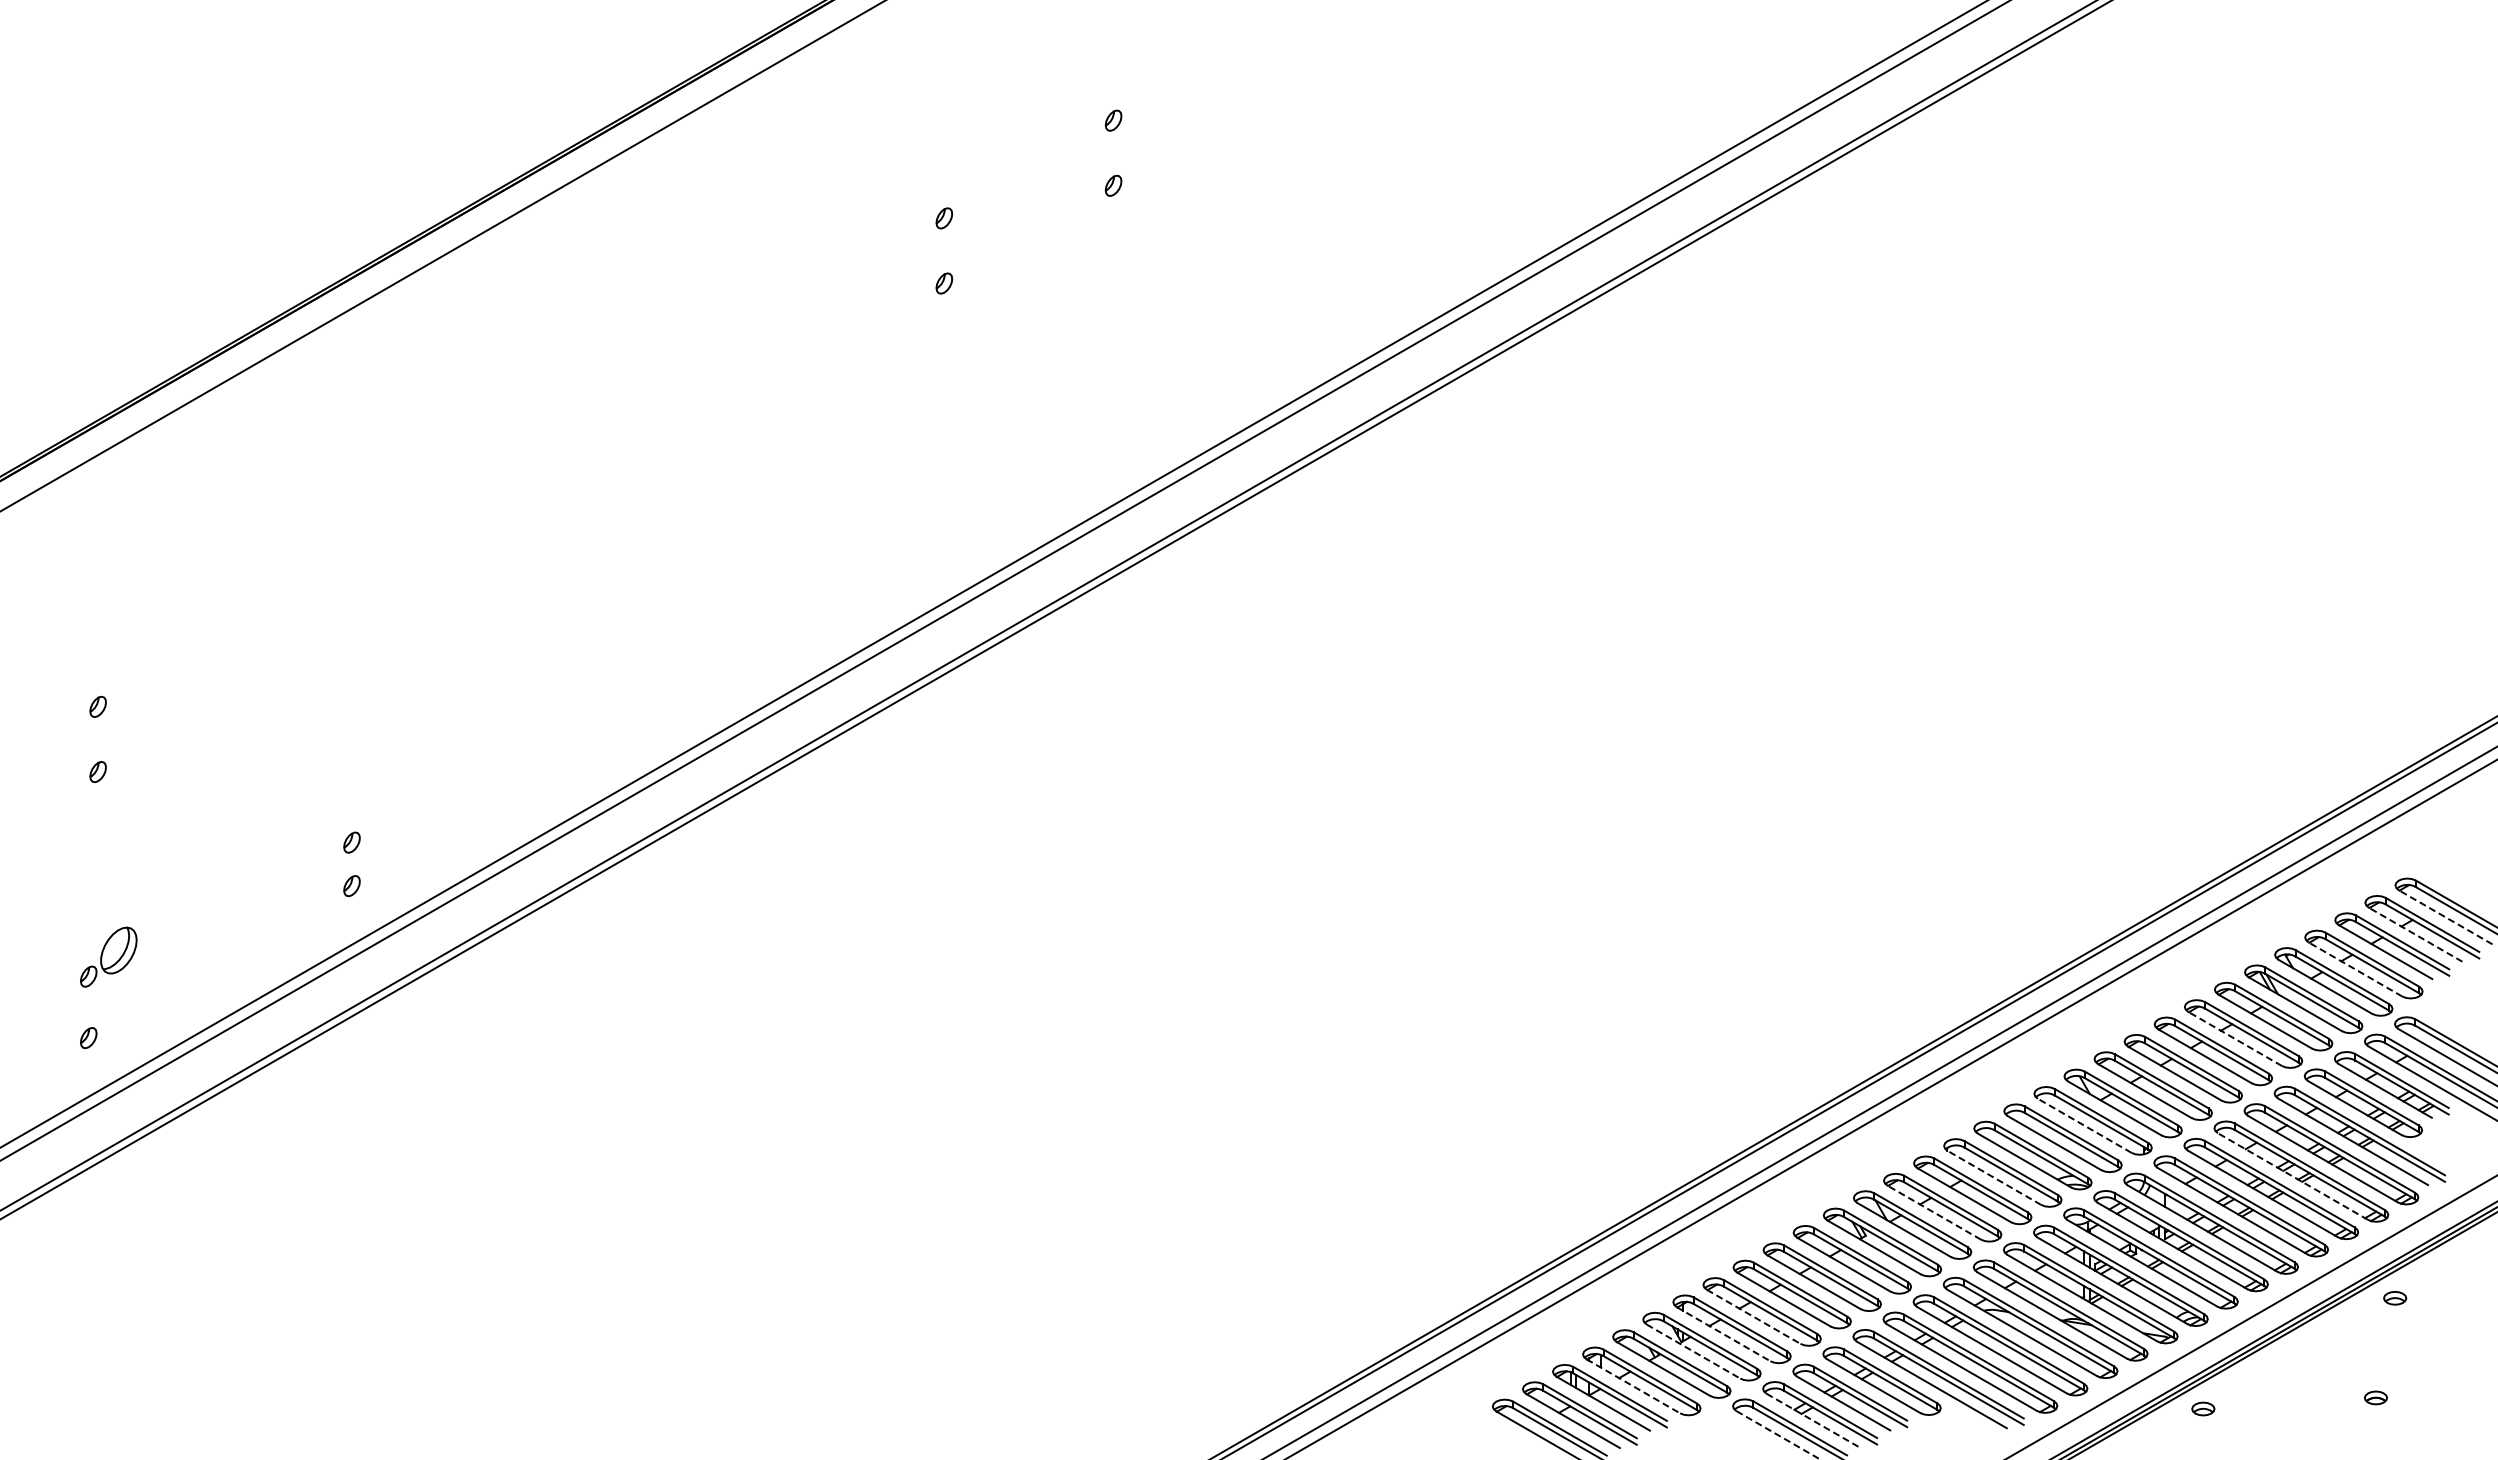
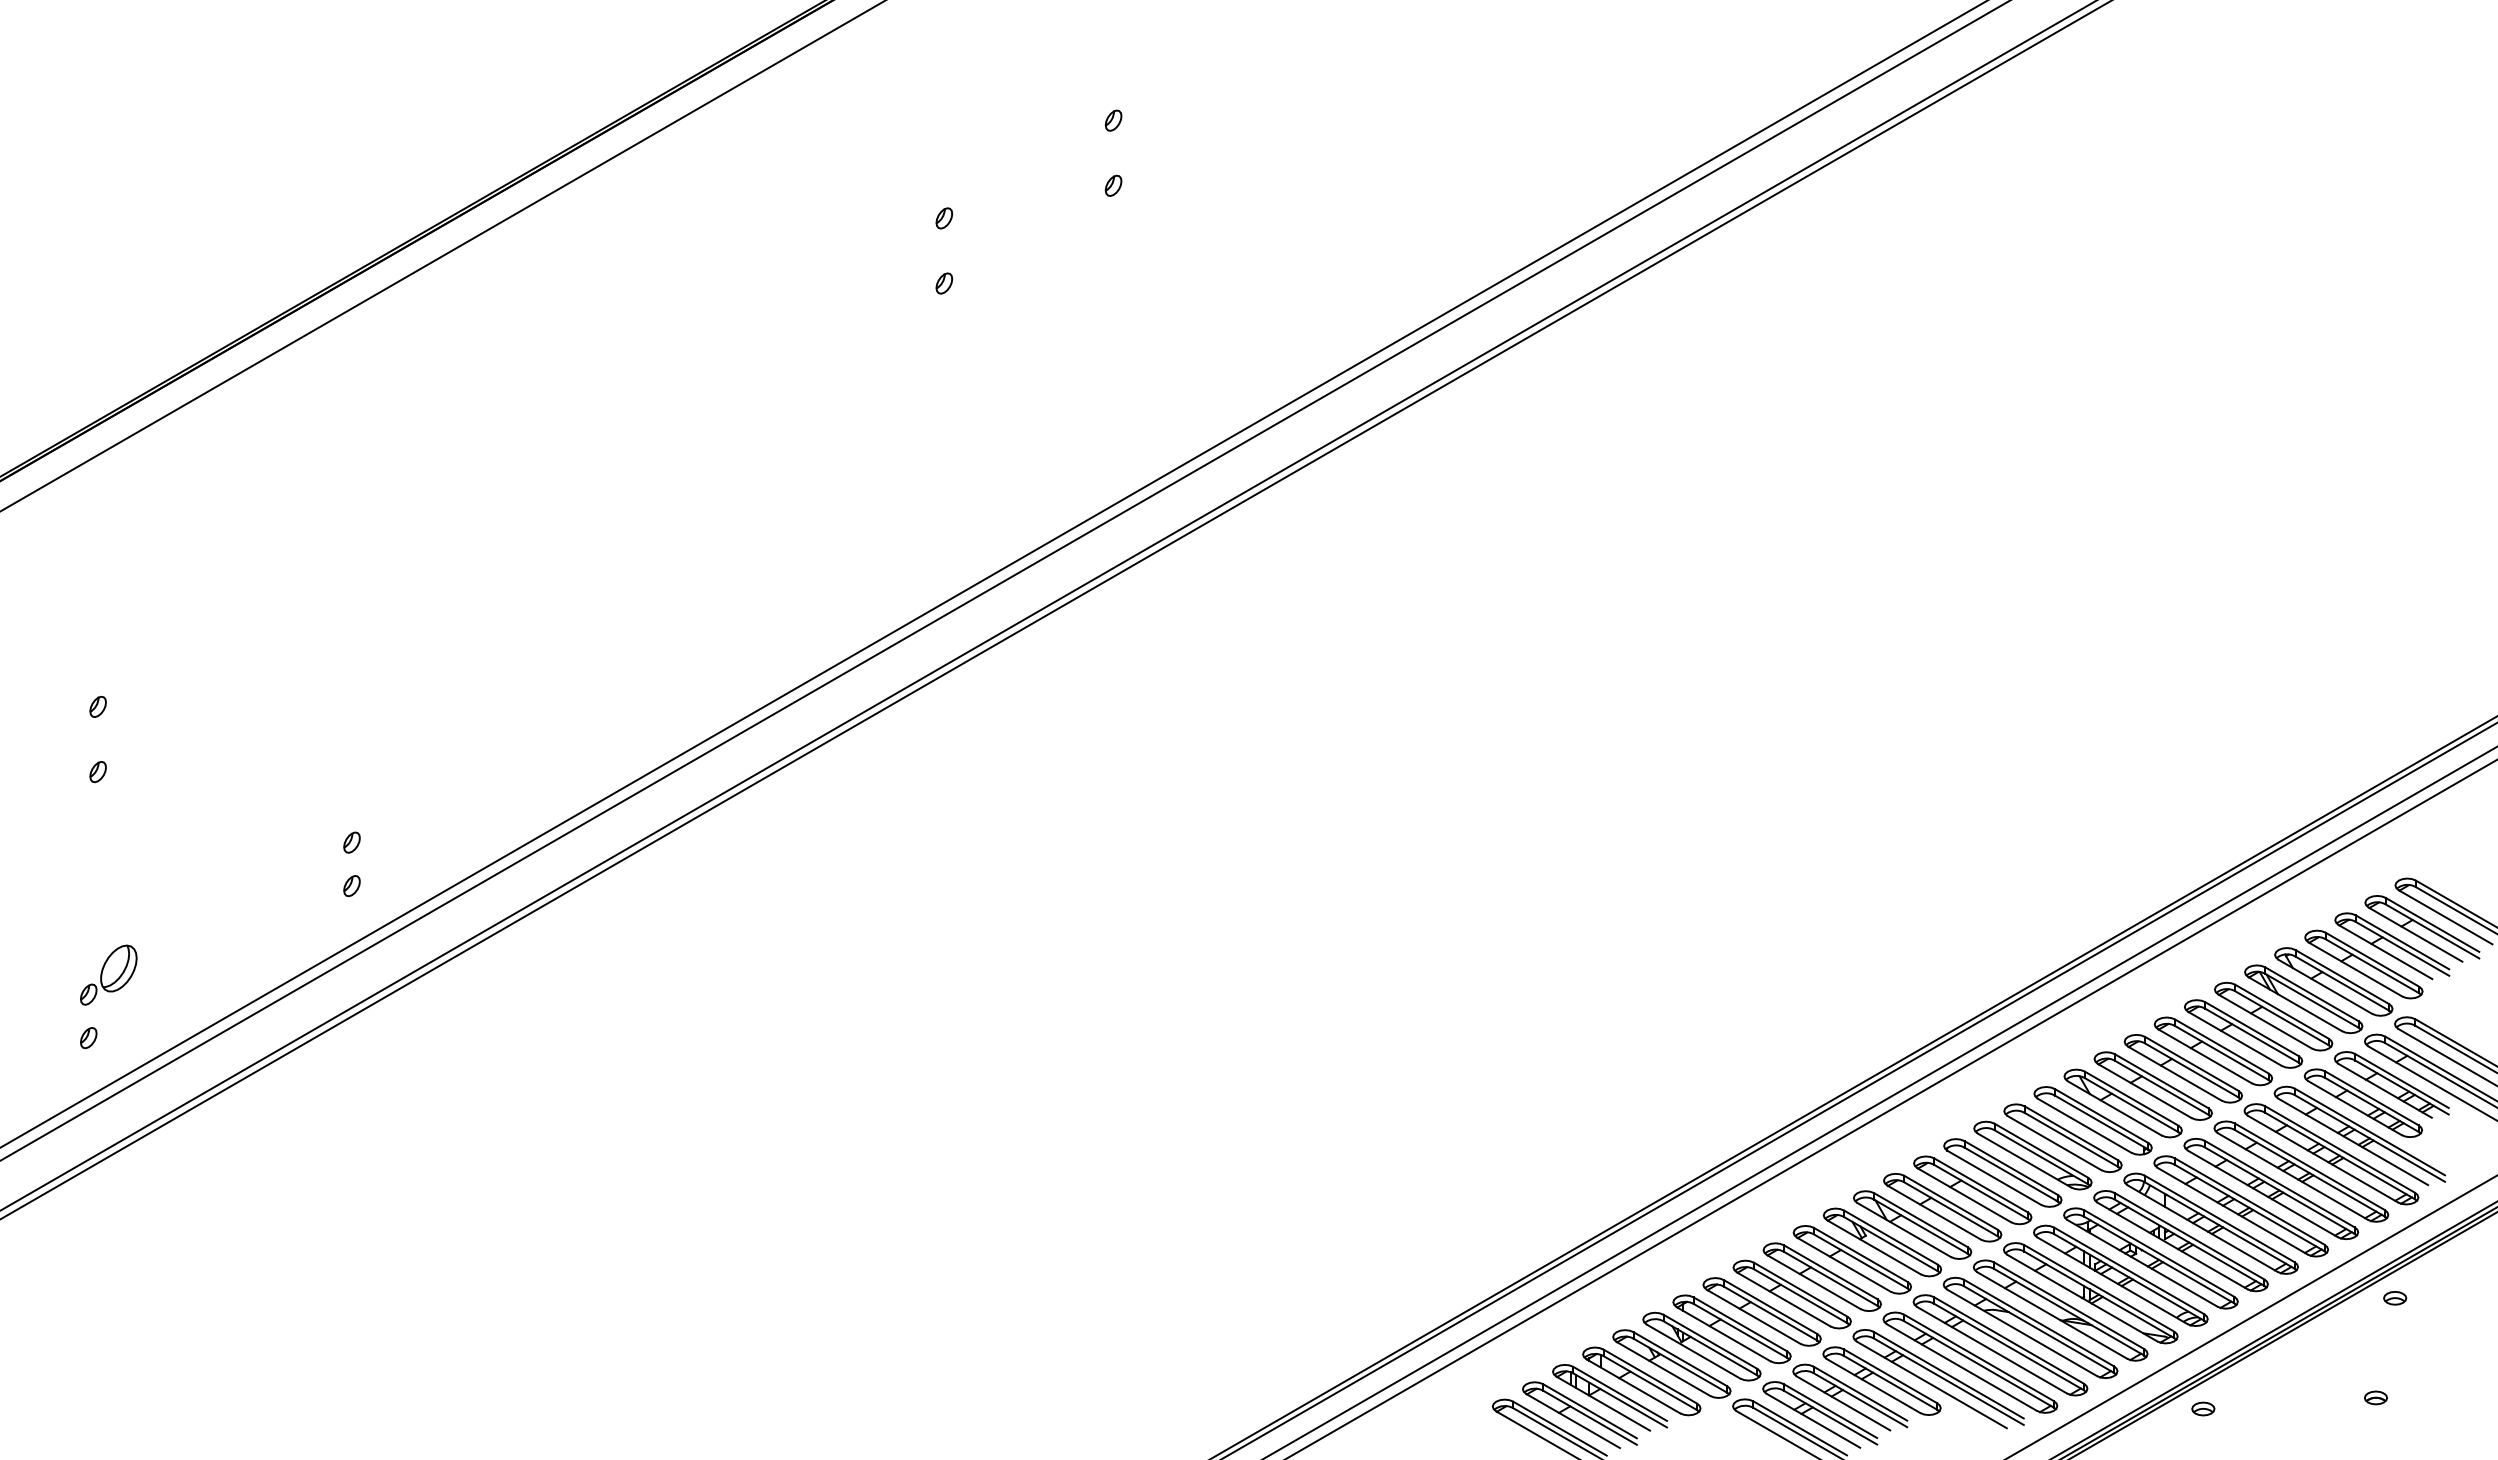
line: dashed -> solid (2445, 917)
line: dashed -> solid (2415, 934)
part position: (108, 956) -> (108, 974) (108, 974)
line: dashed -> solid (2355, 969)
line: dashed -> solid (2234, 1038)
line: dashed -> solid (2084, 1125)
line: dashed -> solid (2292, 1176)
line: dashed -> solid (1993, 1177)
line: dashed -> solid (1933, 1212)
line: dashed -> solid (1754, 1317)
line: dashed -> solid (1724, 1334)
line: dashed -> solid (1693, 1351)
line: dashed -> solid (1633, 1386)
line: dashed -> solid (1813, 1421)
line: dashed -> solid (1778, 1435)
